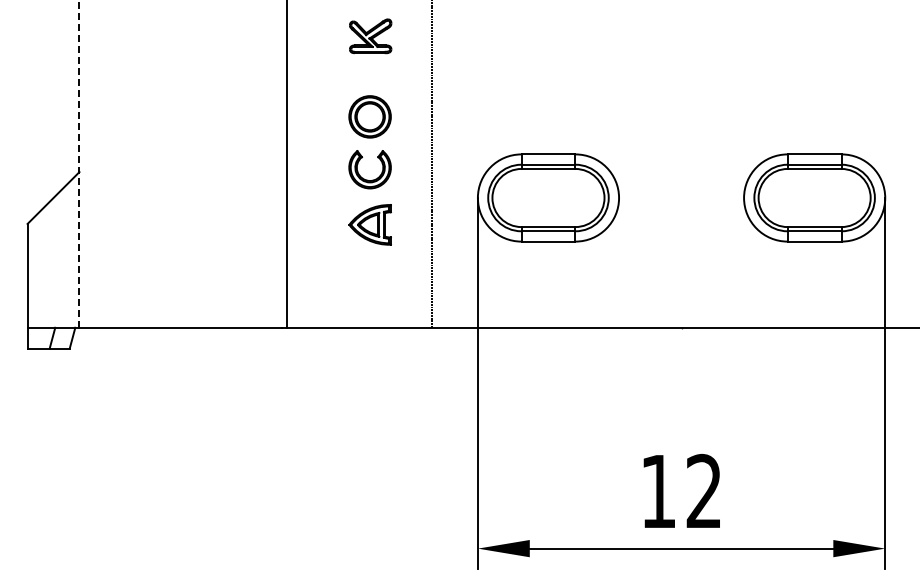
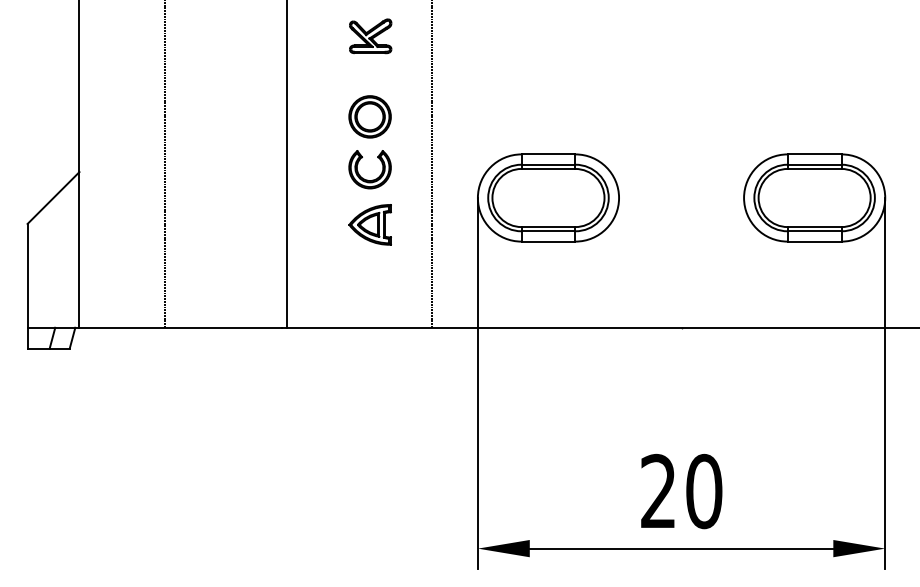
line: dashed -> solid (79, 163)
line: none -> present (164, 164)
text: 12 -> 20 (681, 491)
